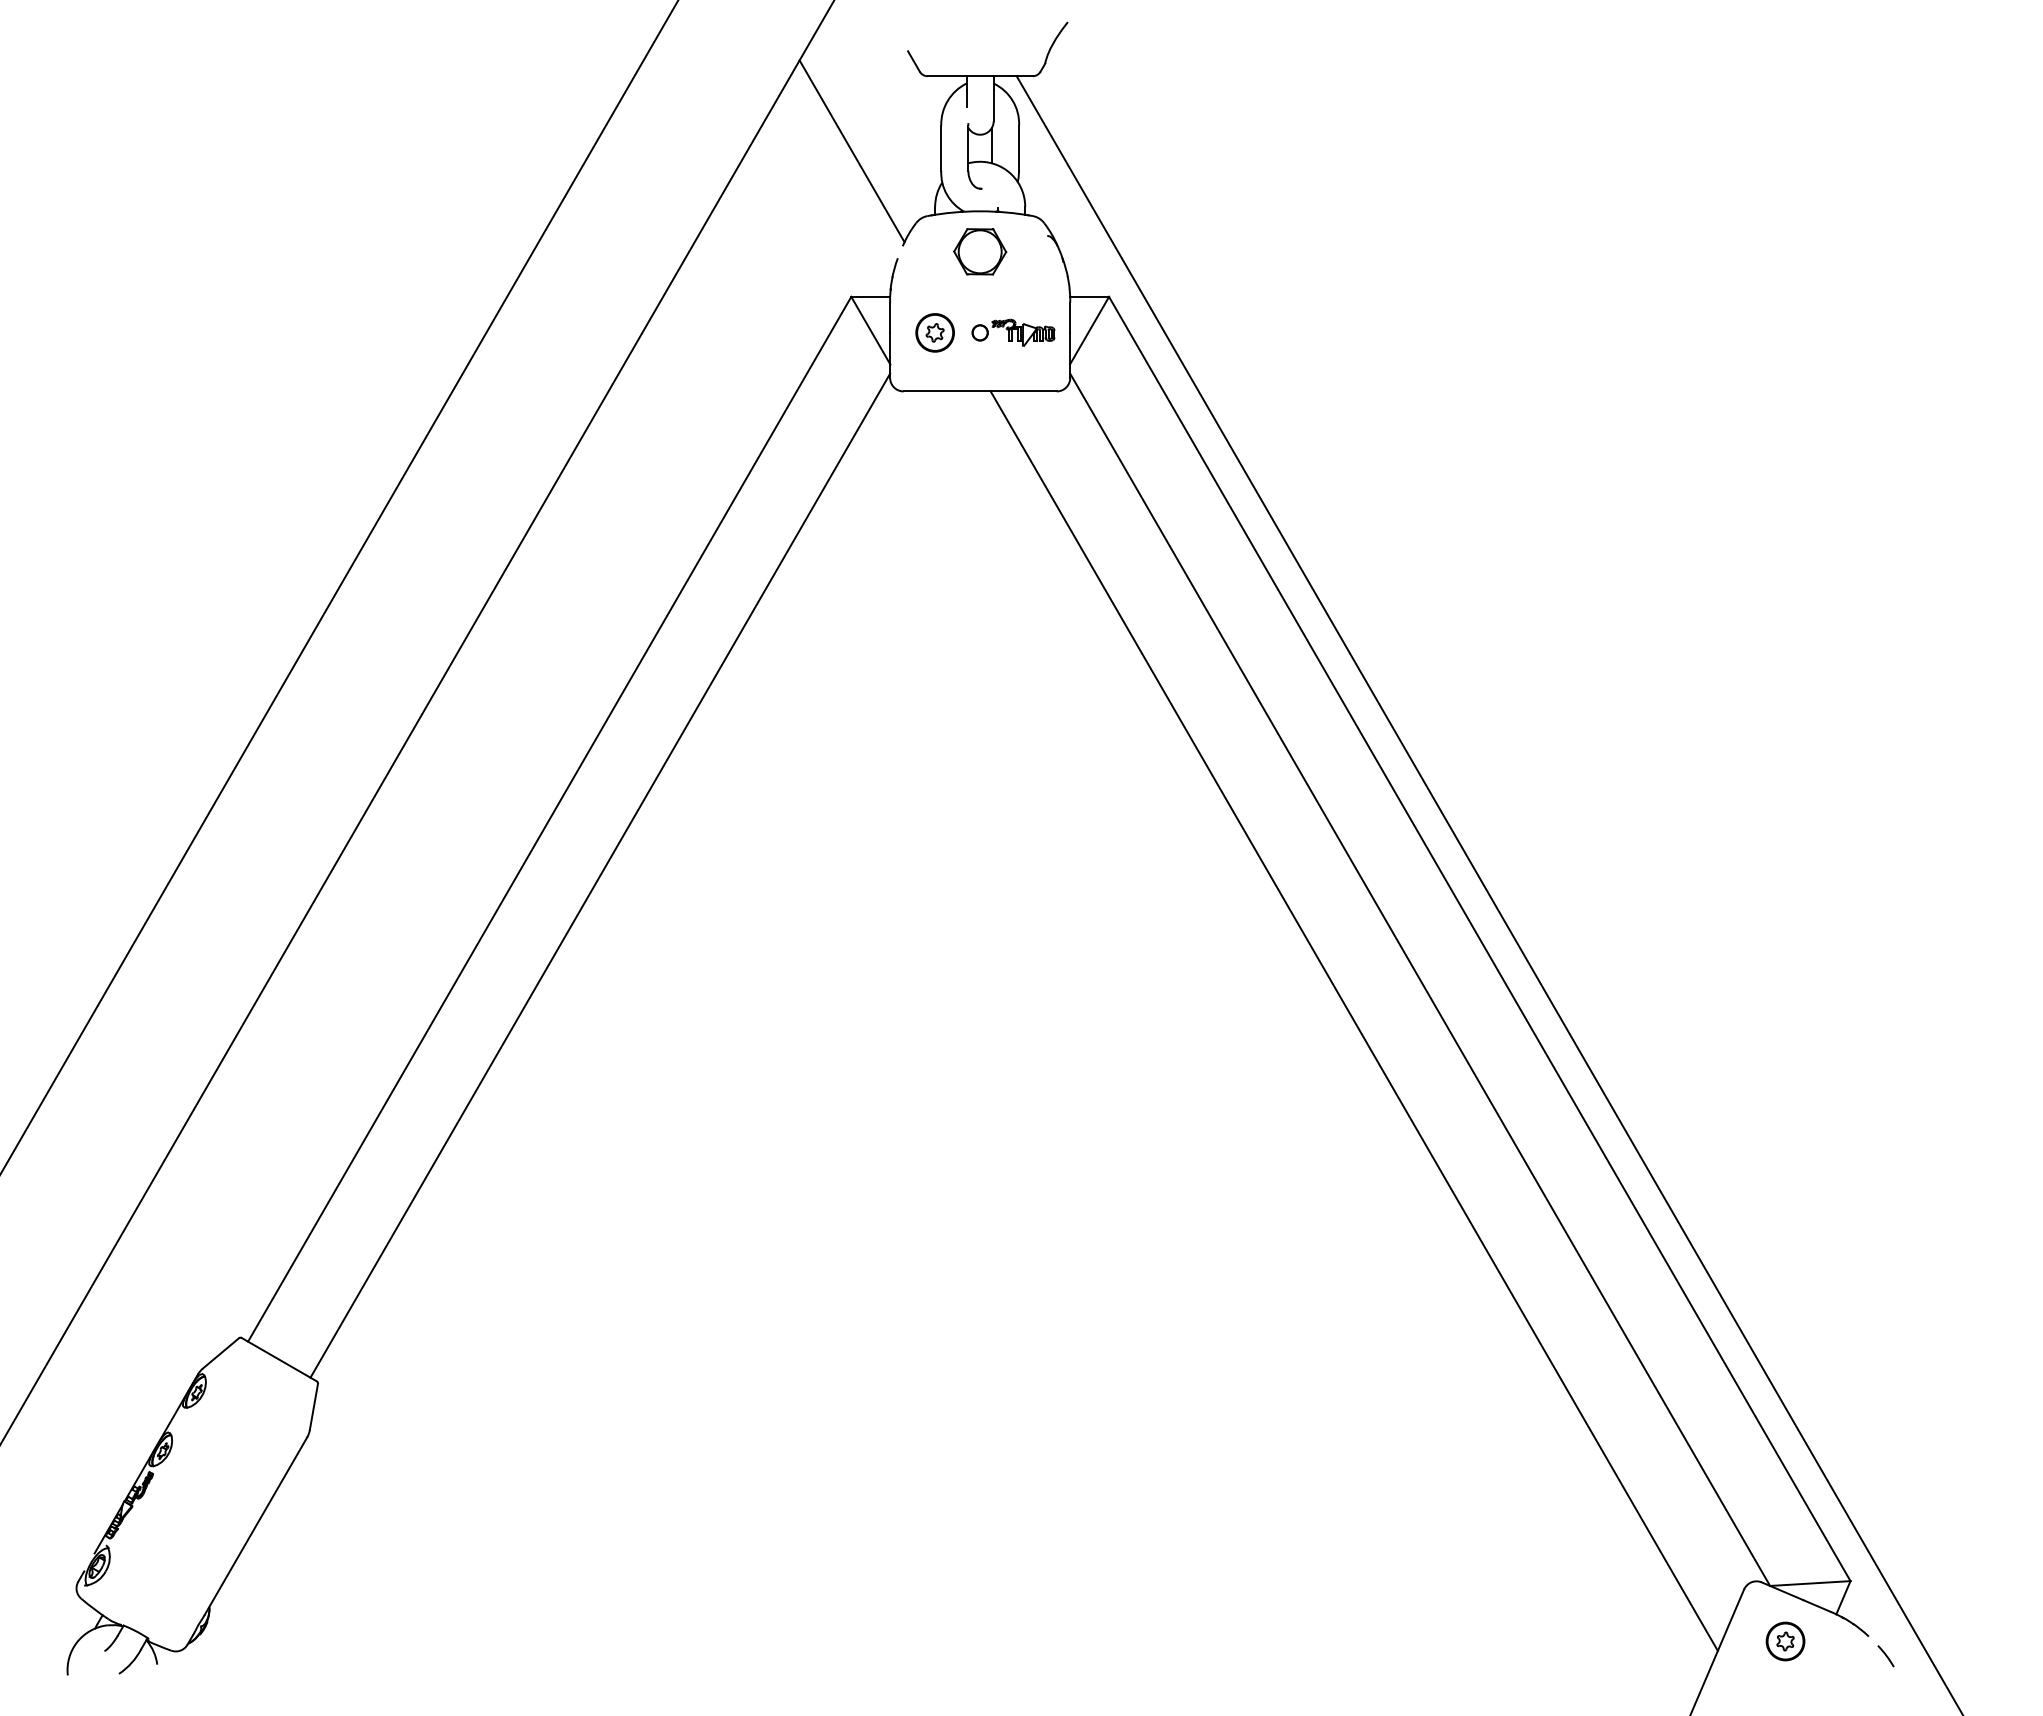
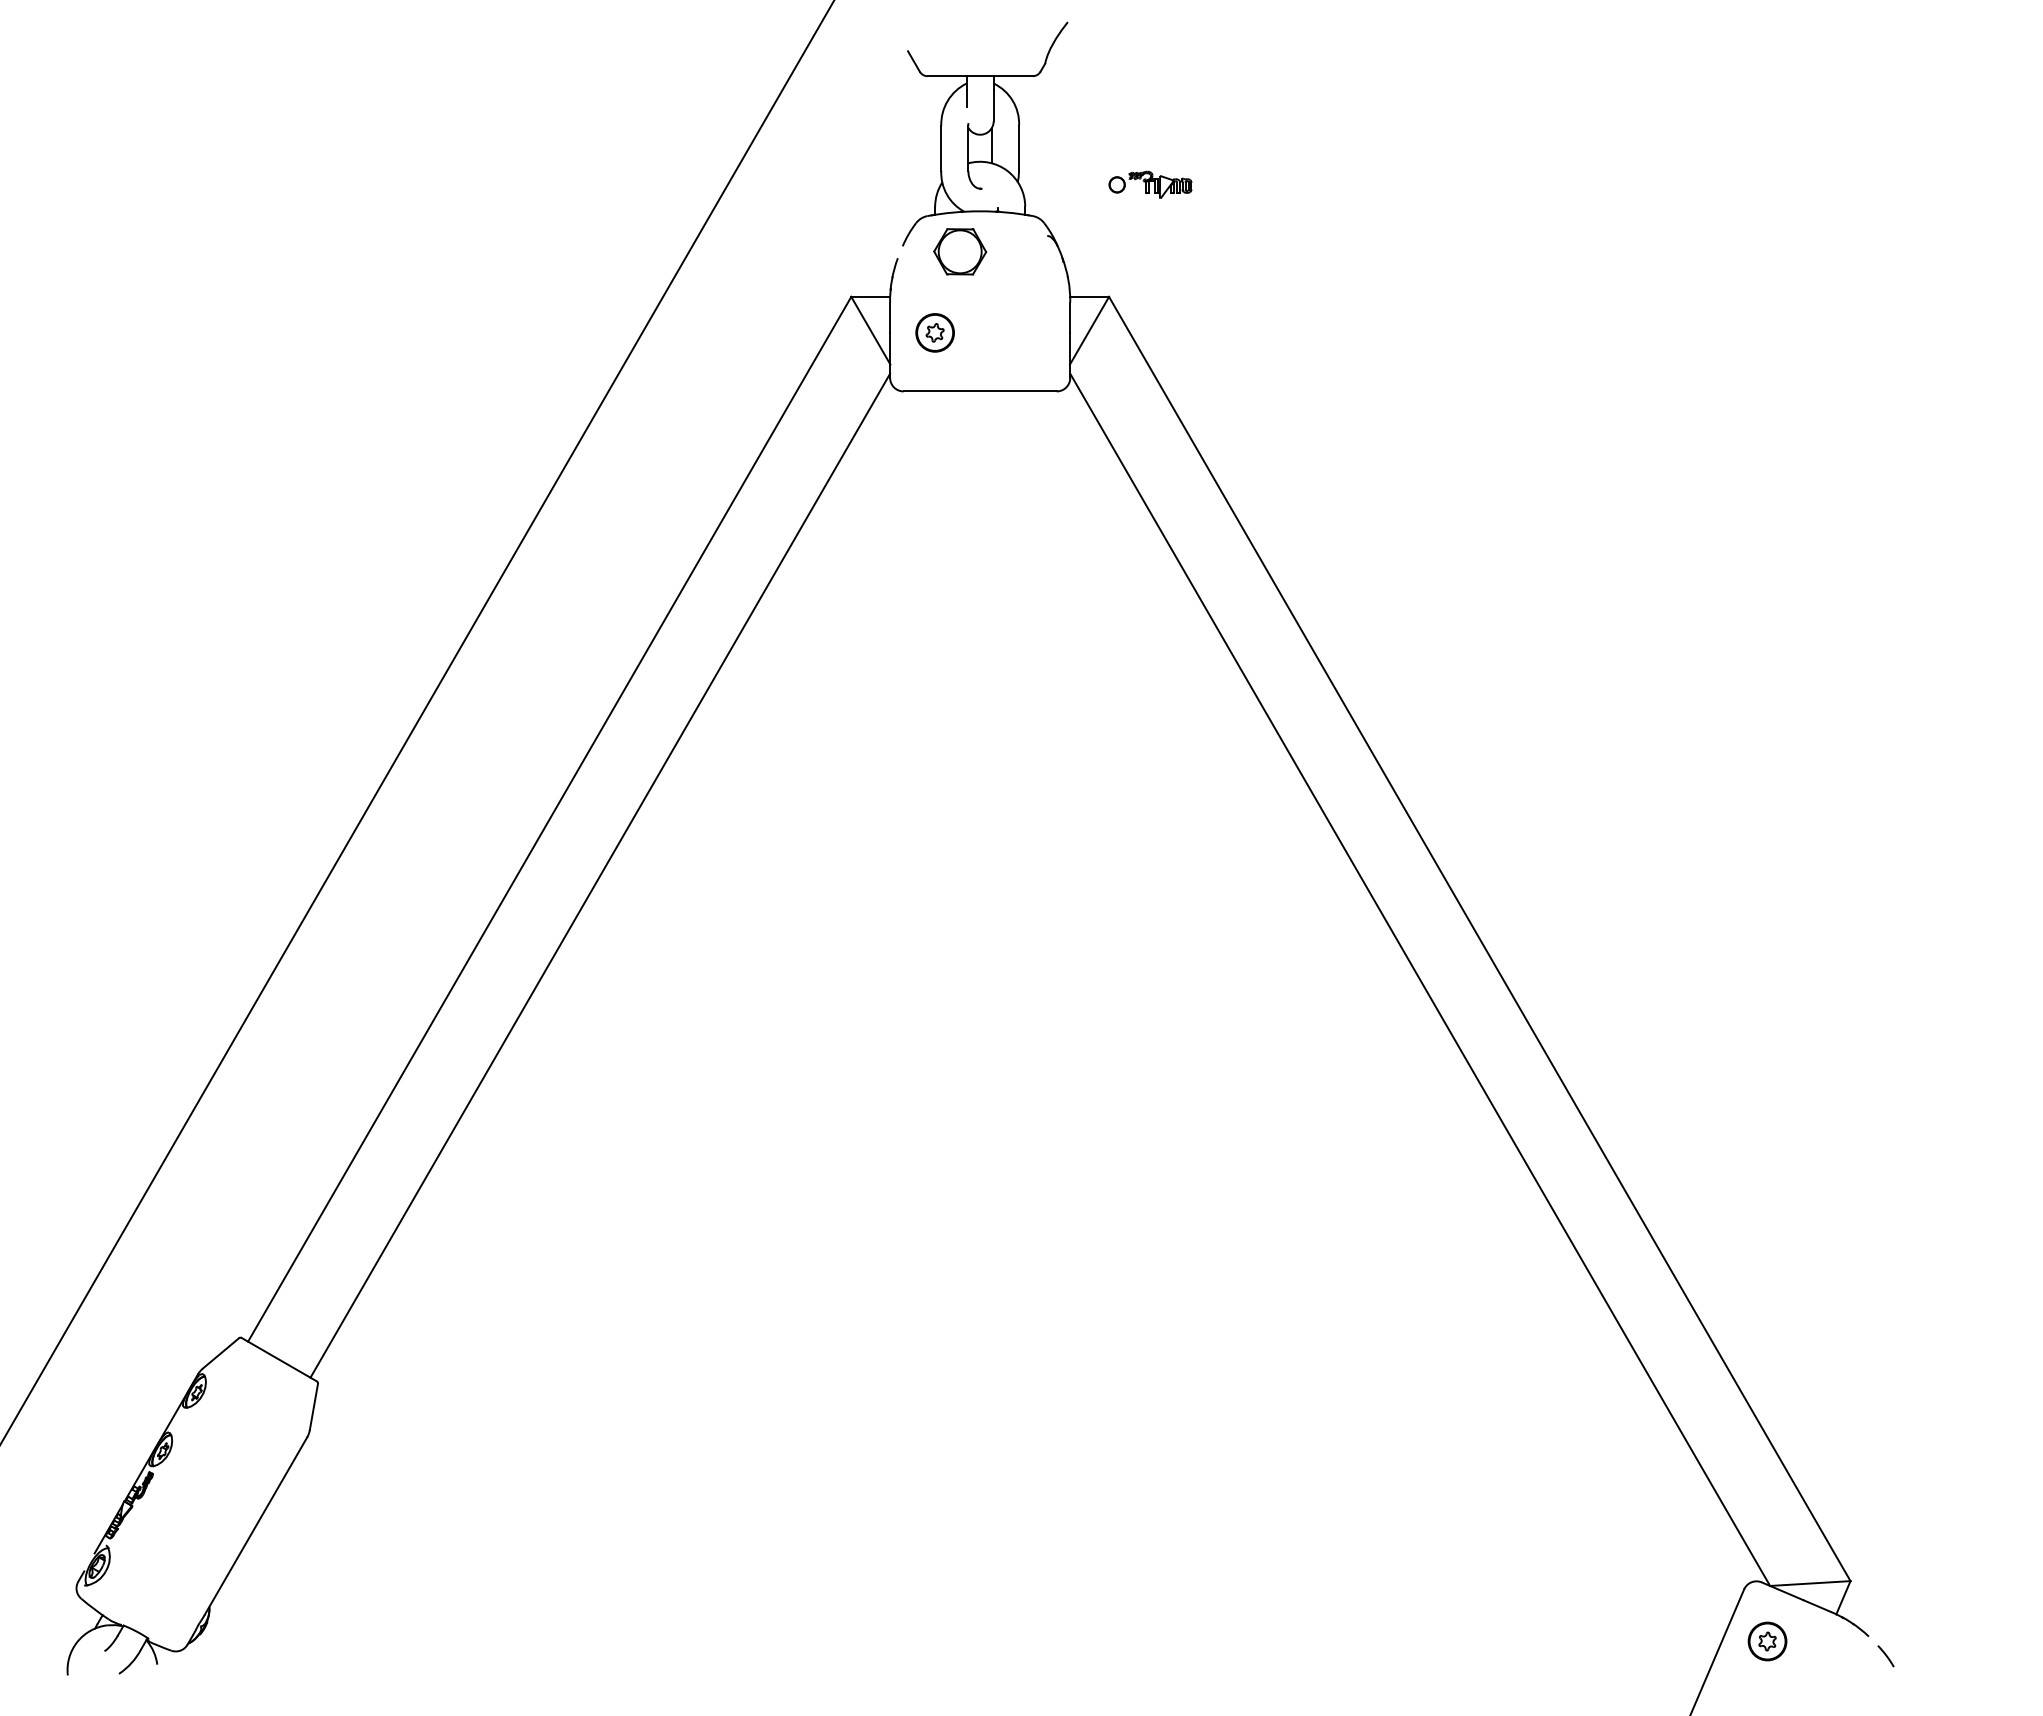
line: present -> none (851, 151)
part position: (980, 251) -> (960, 251) (960, 251)
part position: (1013, 332) -> (1150, 184) (1150, 184)
line: present -> none (339, 586)
line: present -> none (1488, 894)
line: present -> none (1353, 1020)
part position: (1785, 1641) -> (1767, 1641) (1767, 1641)
